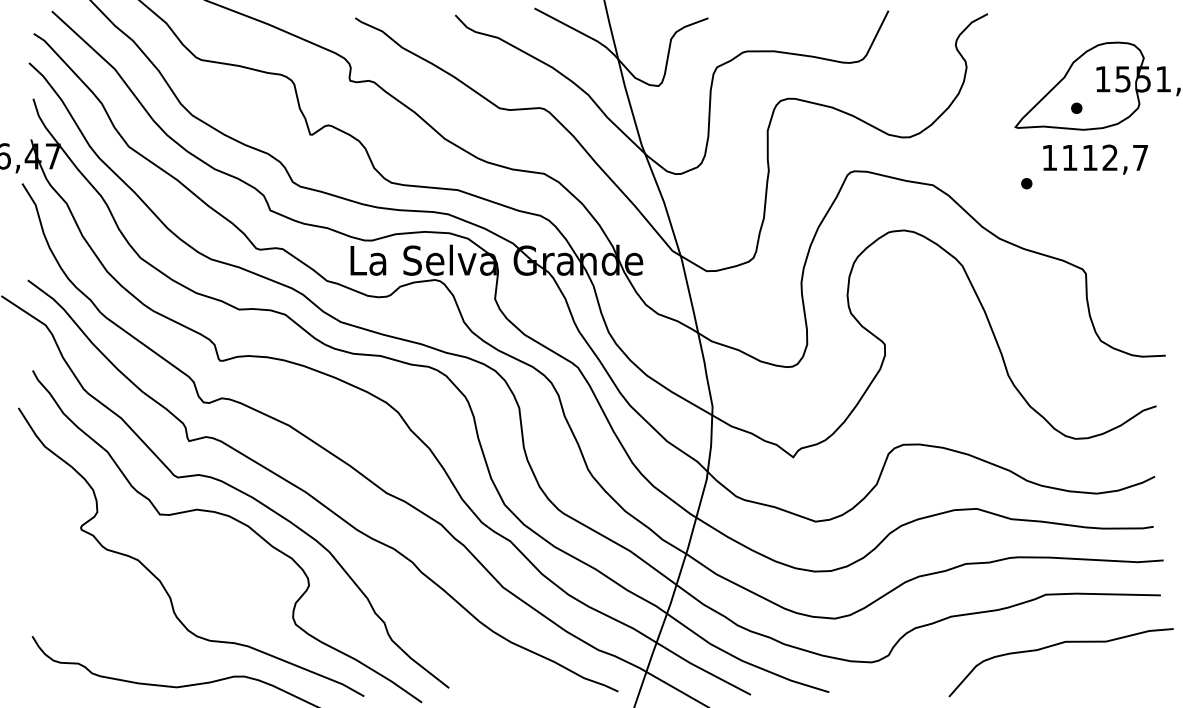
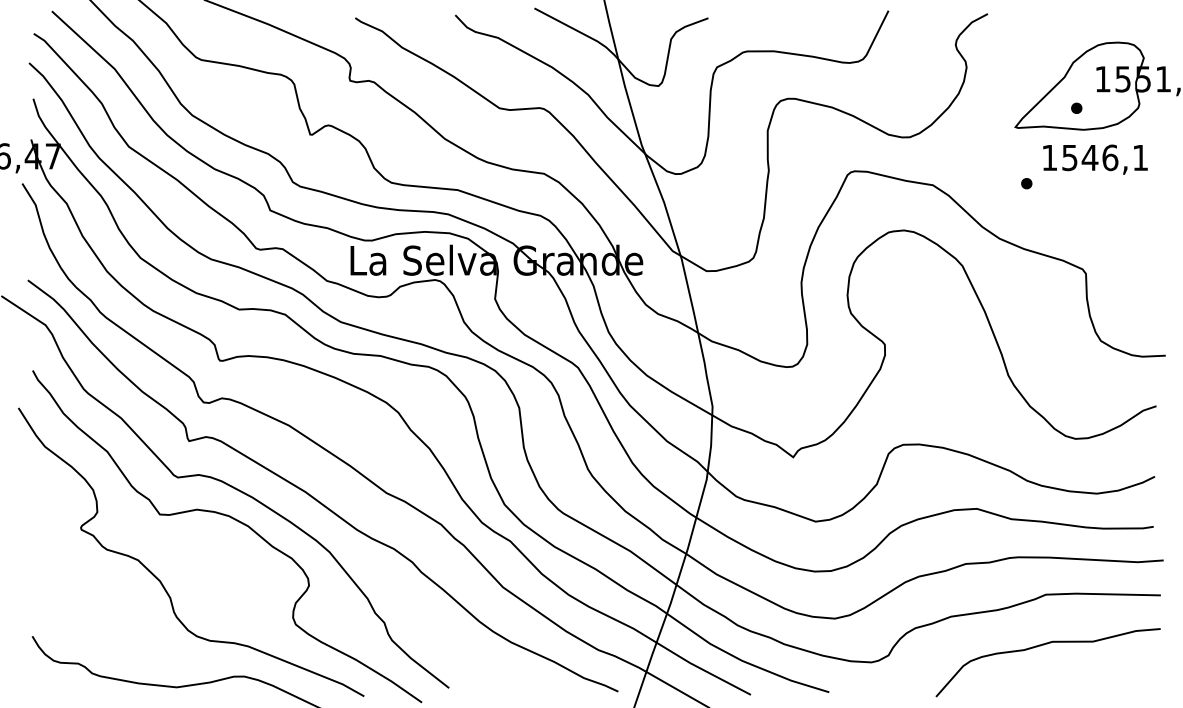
text: 1112,7 -> 1546,1 (1104, 157)
curve position: (1057, 645) -> (1044, 645) (1044, 645)
